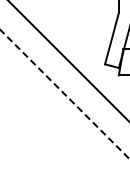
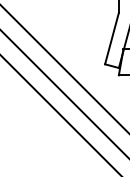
line position: (68, 60) -> (64, 68) (64, 68)
line: dashed -> solid (65, 94)
line: none -> present (60, 114)
